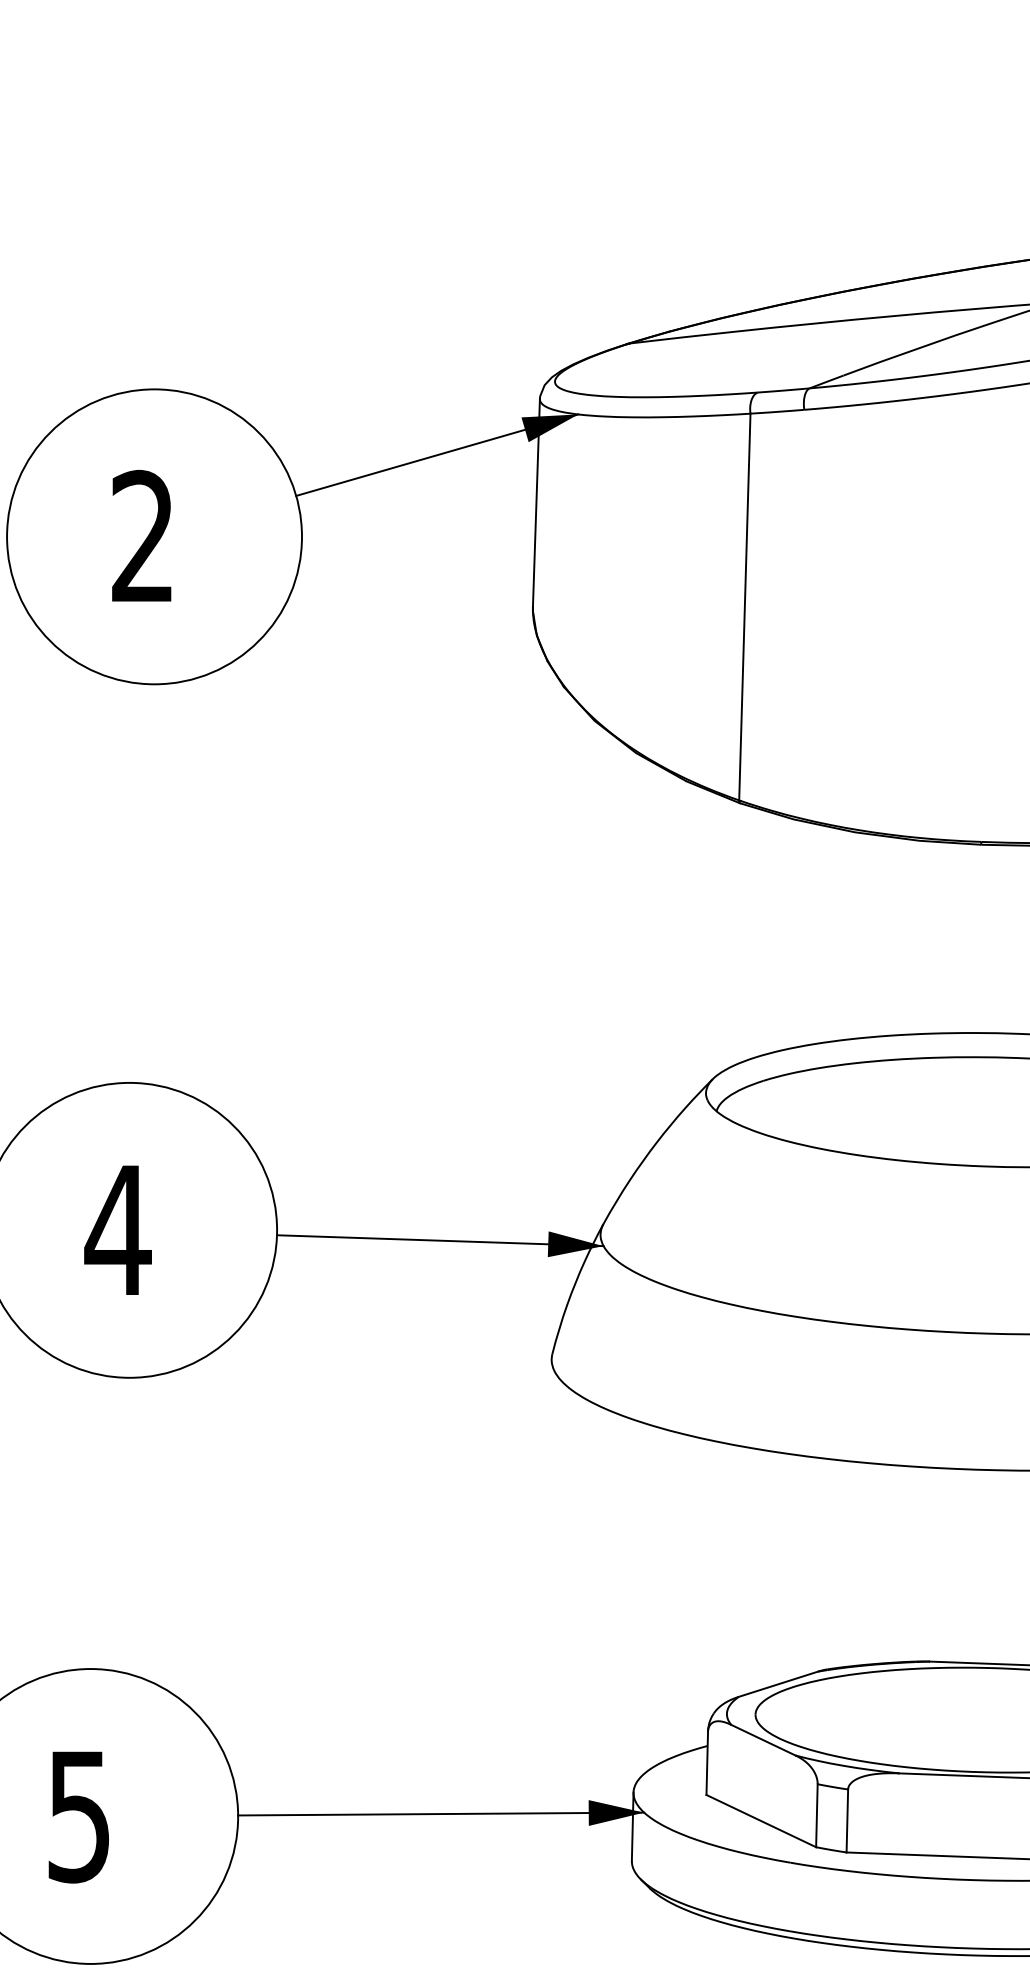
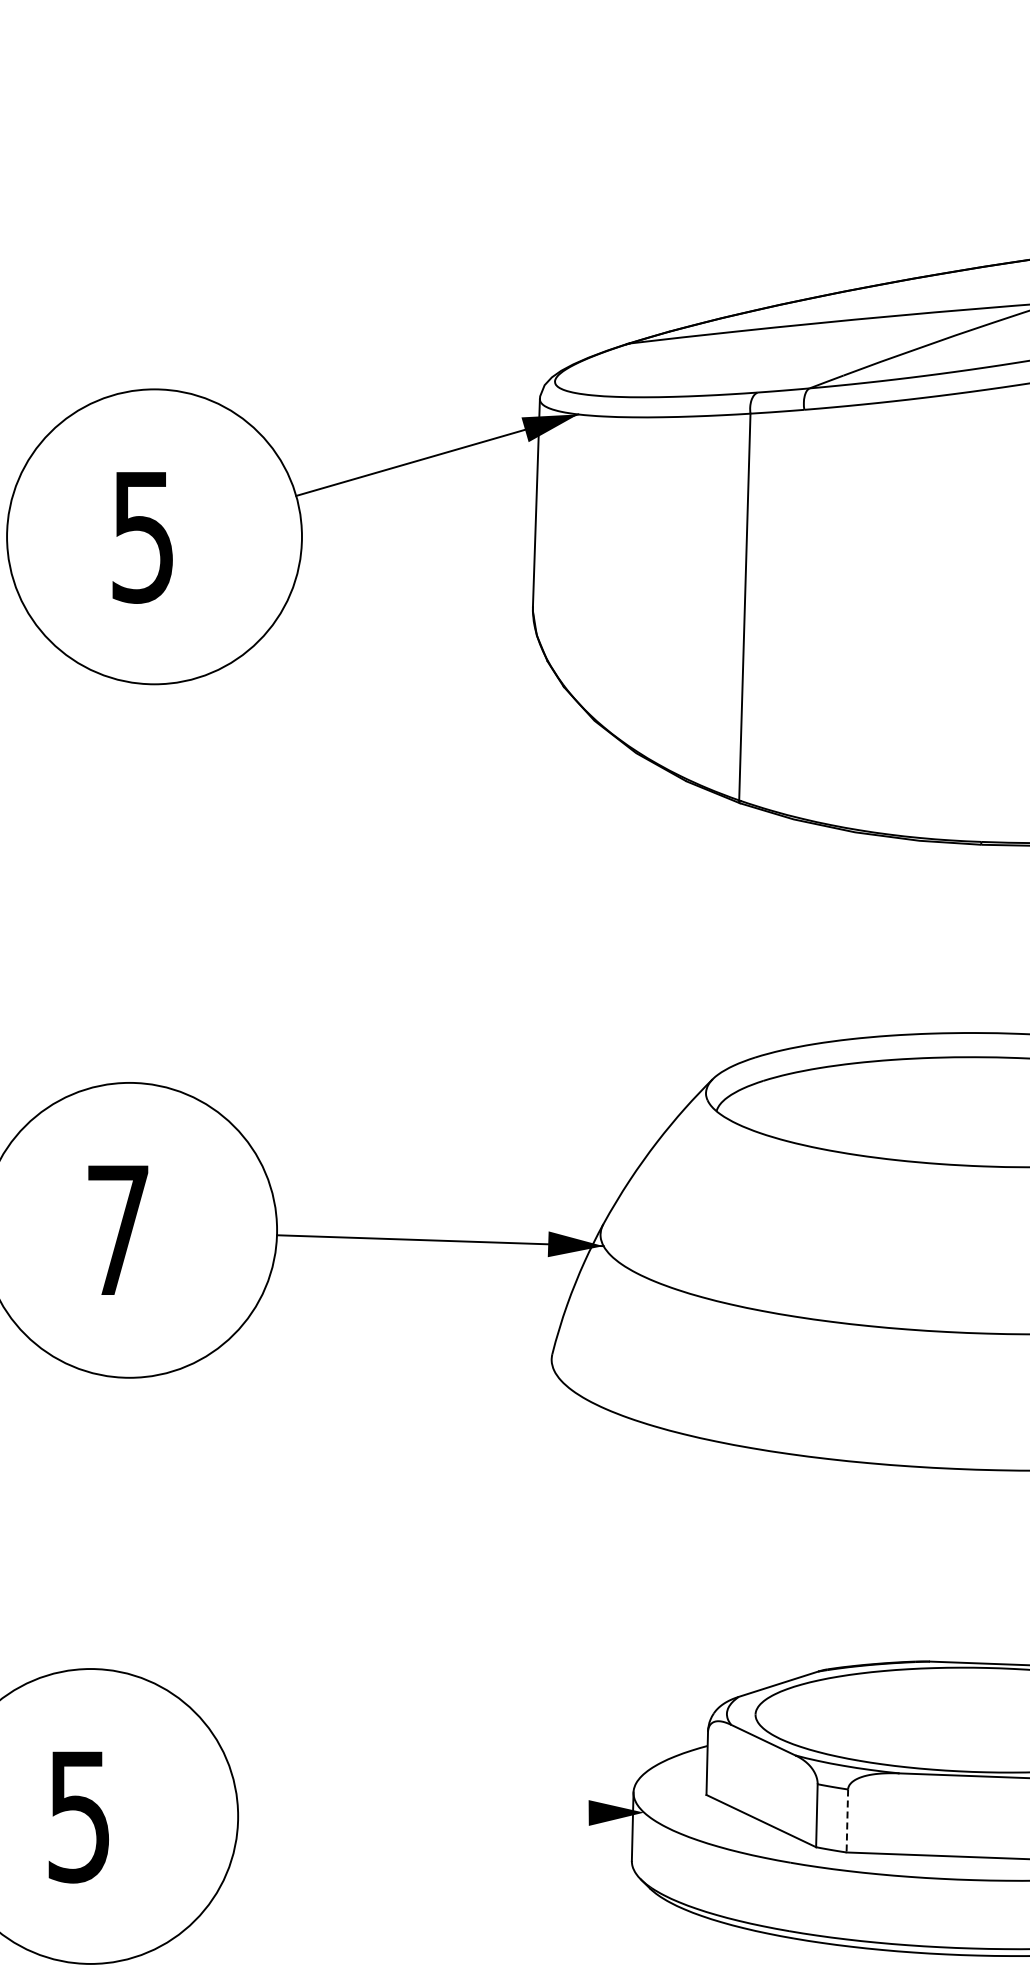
text: 2 -> 5 (142, 536)
text: 4 -> 7 (117, 1229)
line: present -> none (441, 1813)
line: solid -> dashed (847, 1821)
